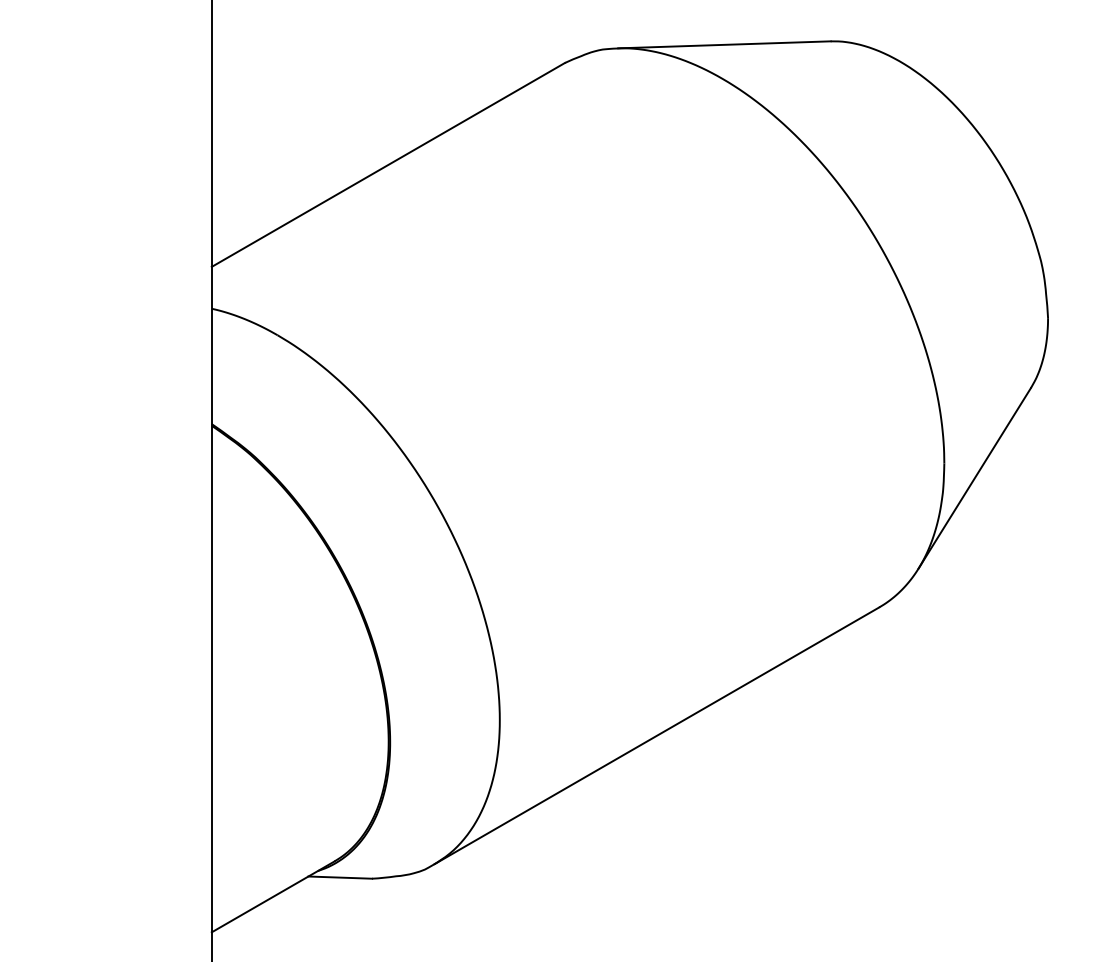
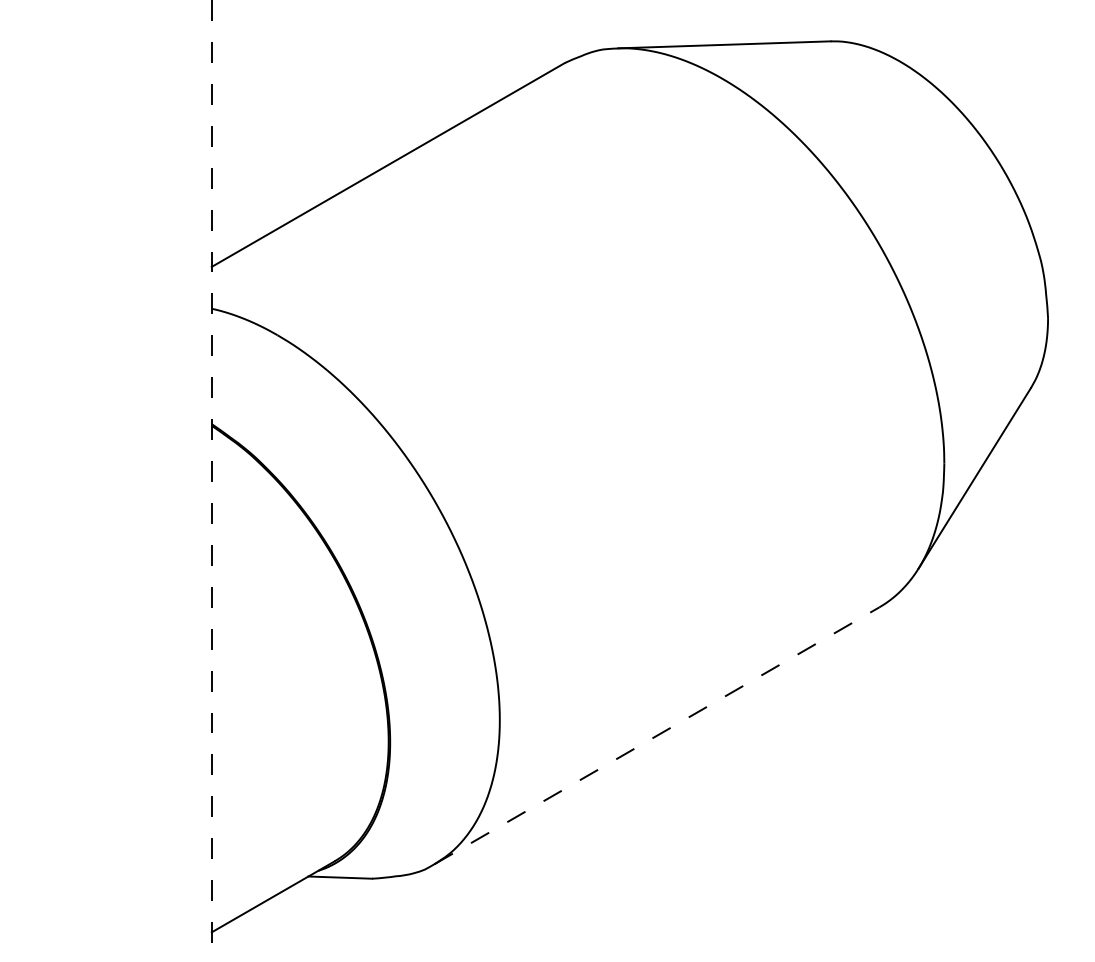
line: solid -> dashed (211, 480)
line: solid -> dashed (656, 735)
